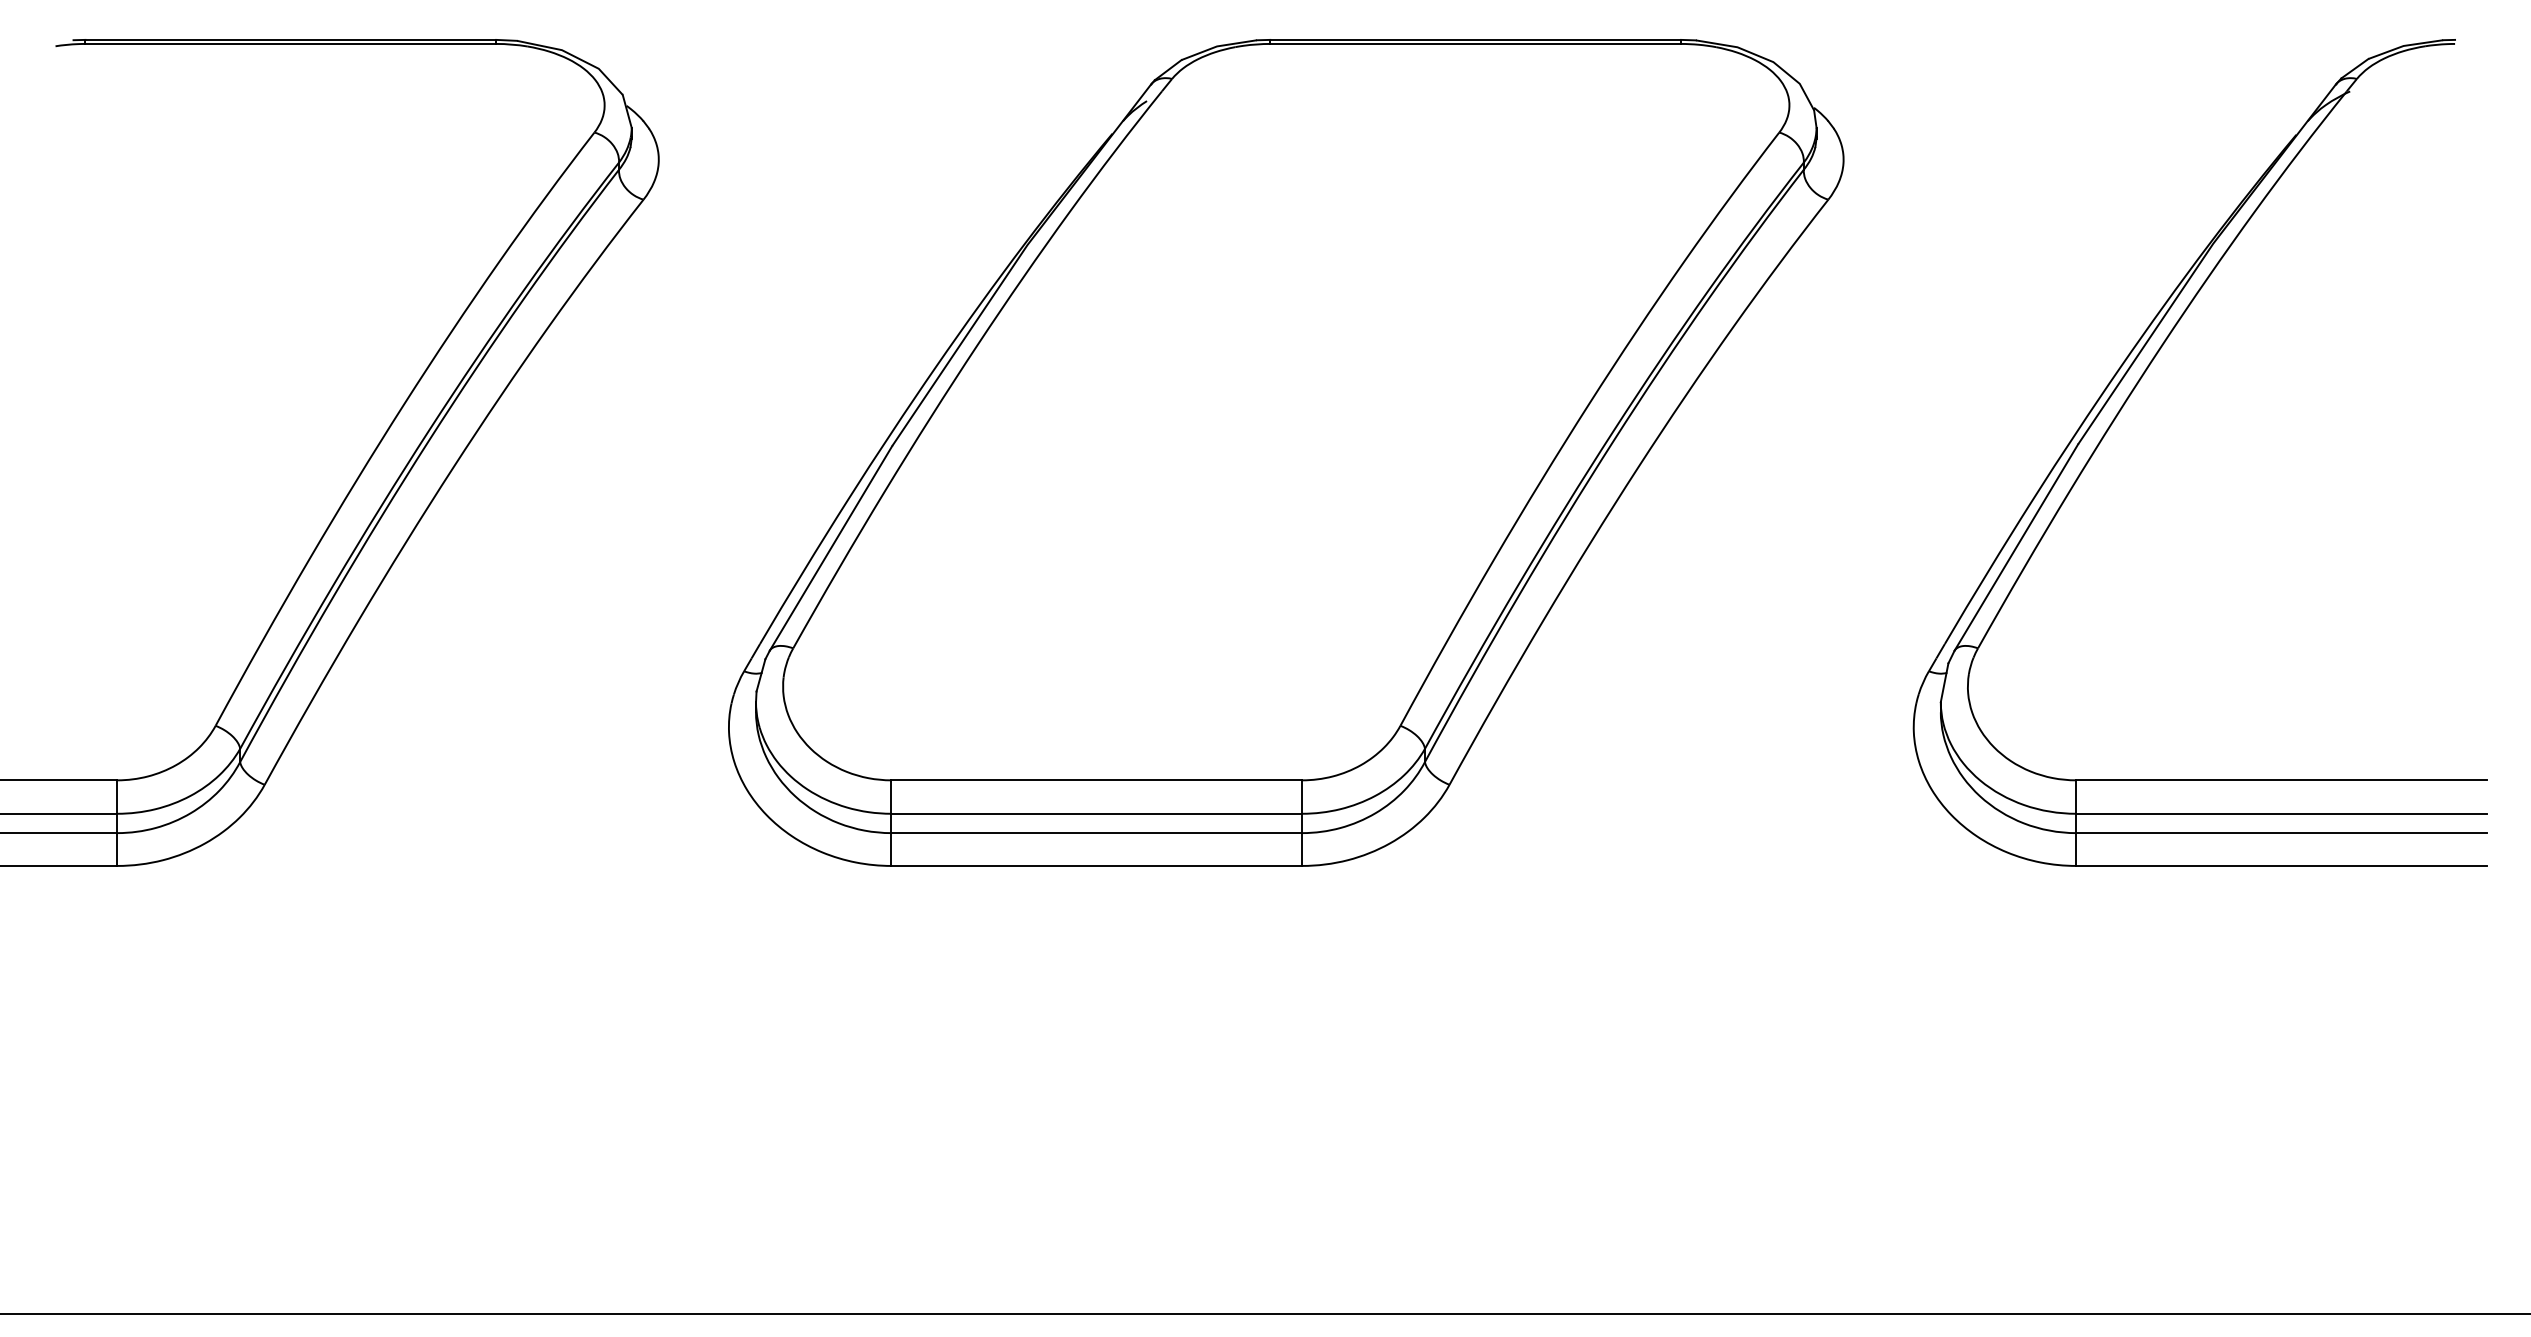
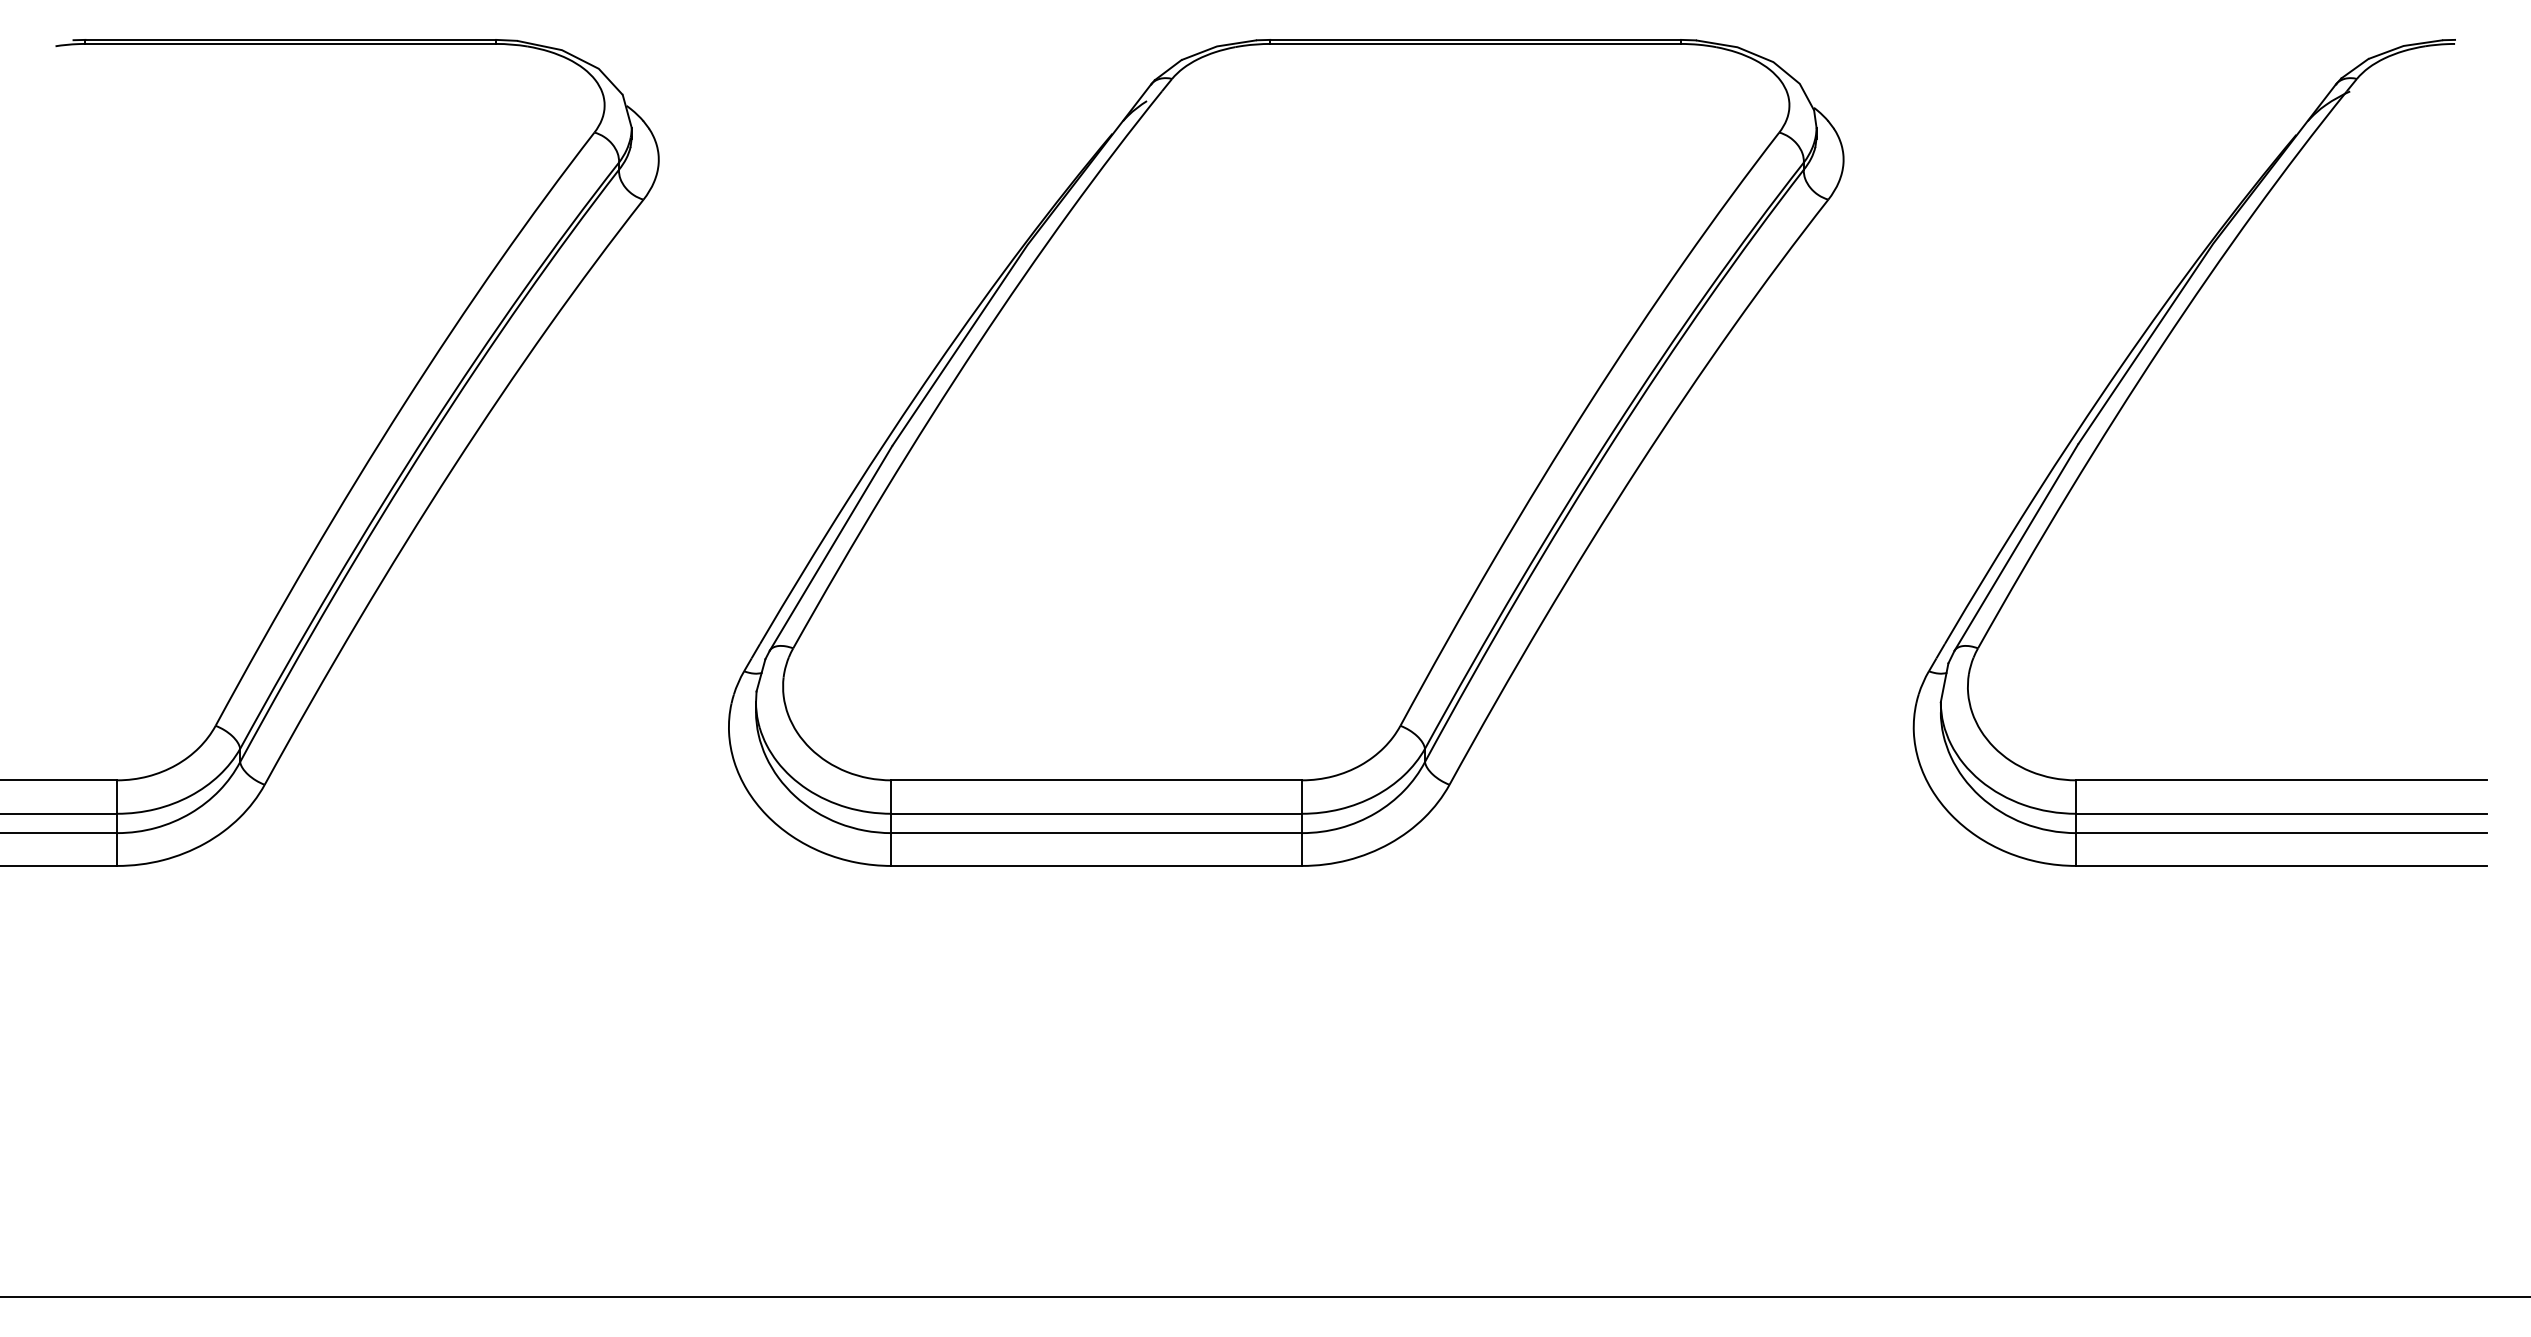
line position: (1264, 1314) -> (1264, 1297) (1264, 1297)
